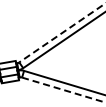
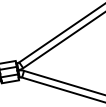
line: dashed -> solid (62, 33)
line: dashed -> solid (64, 90)
